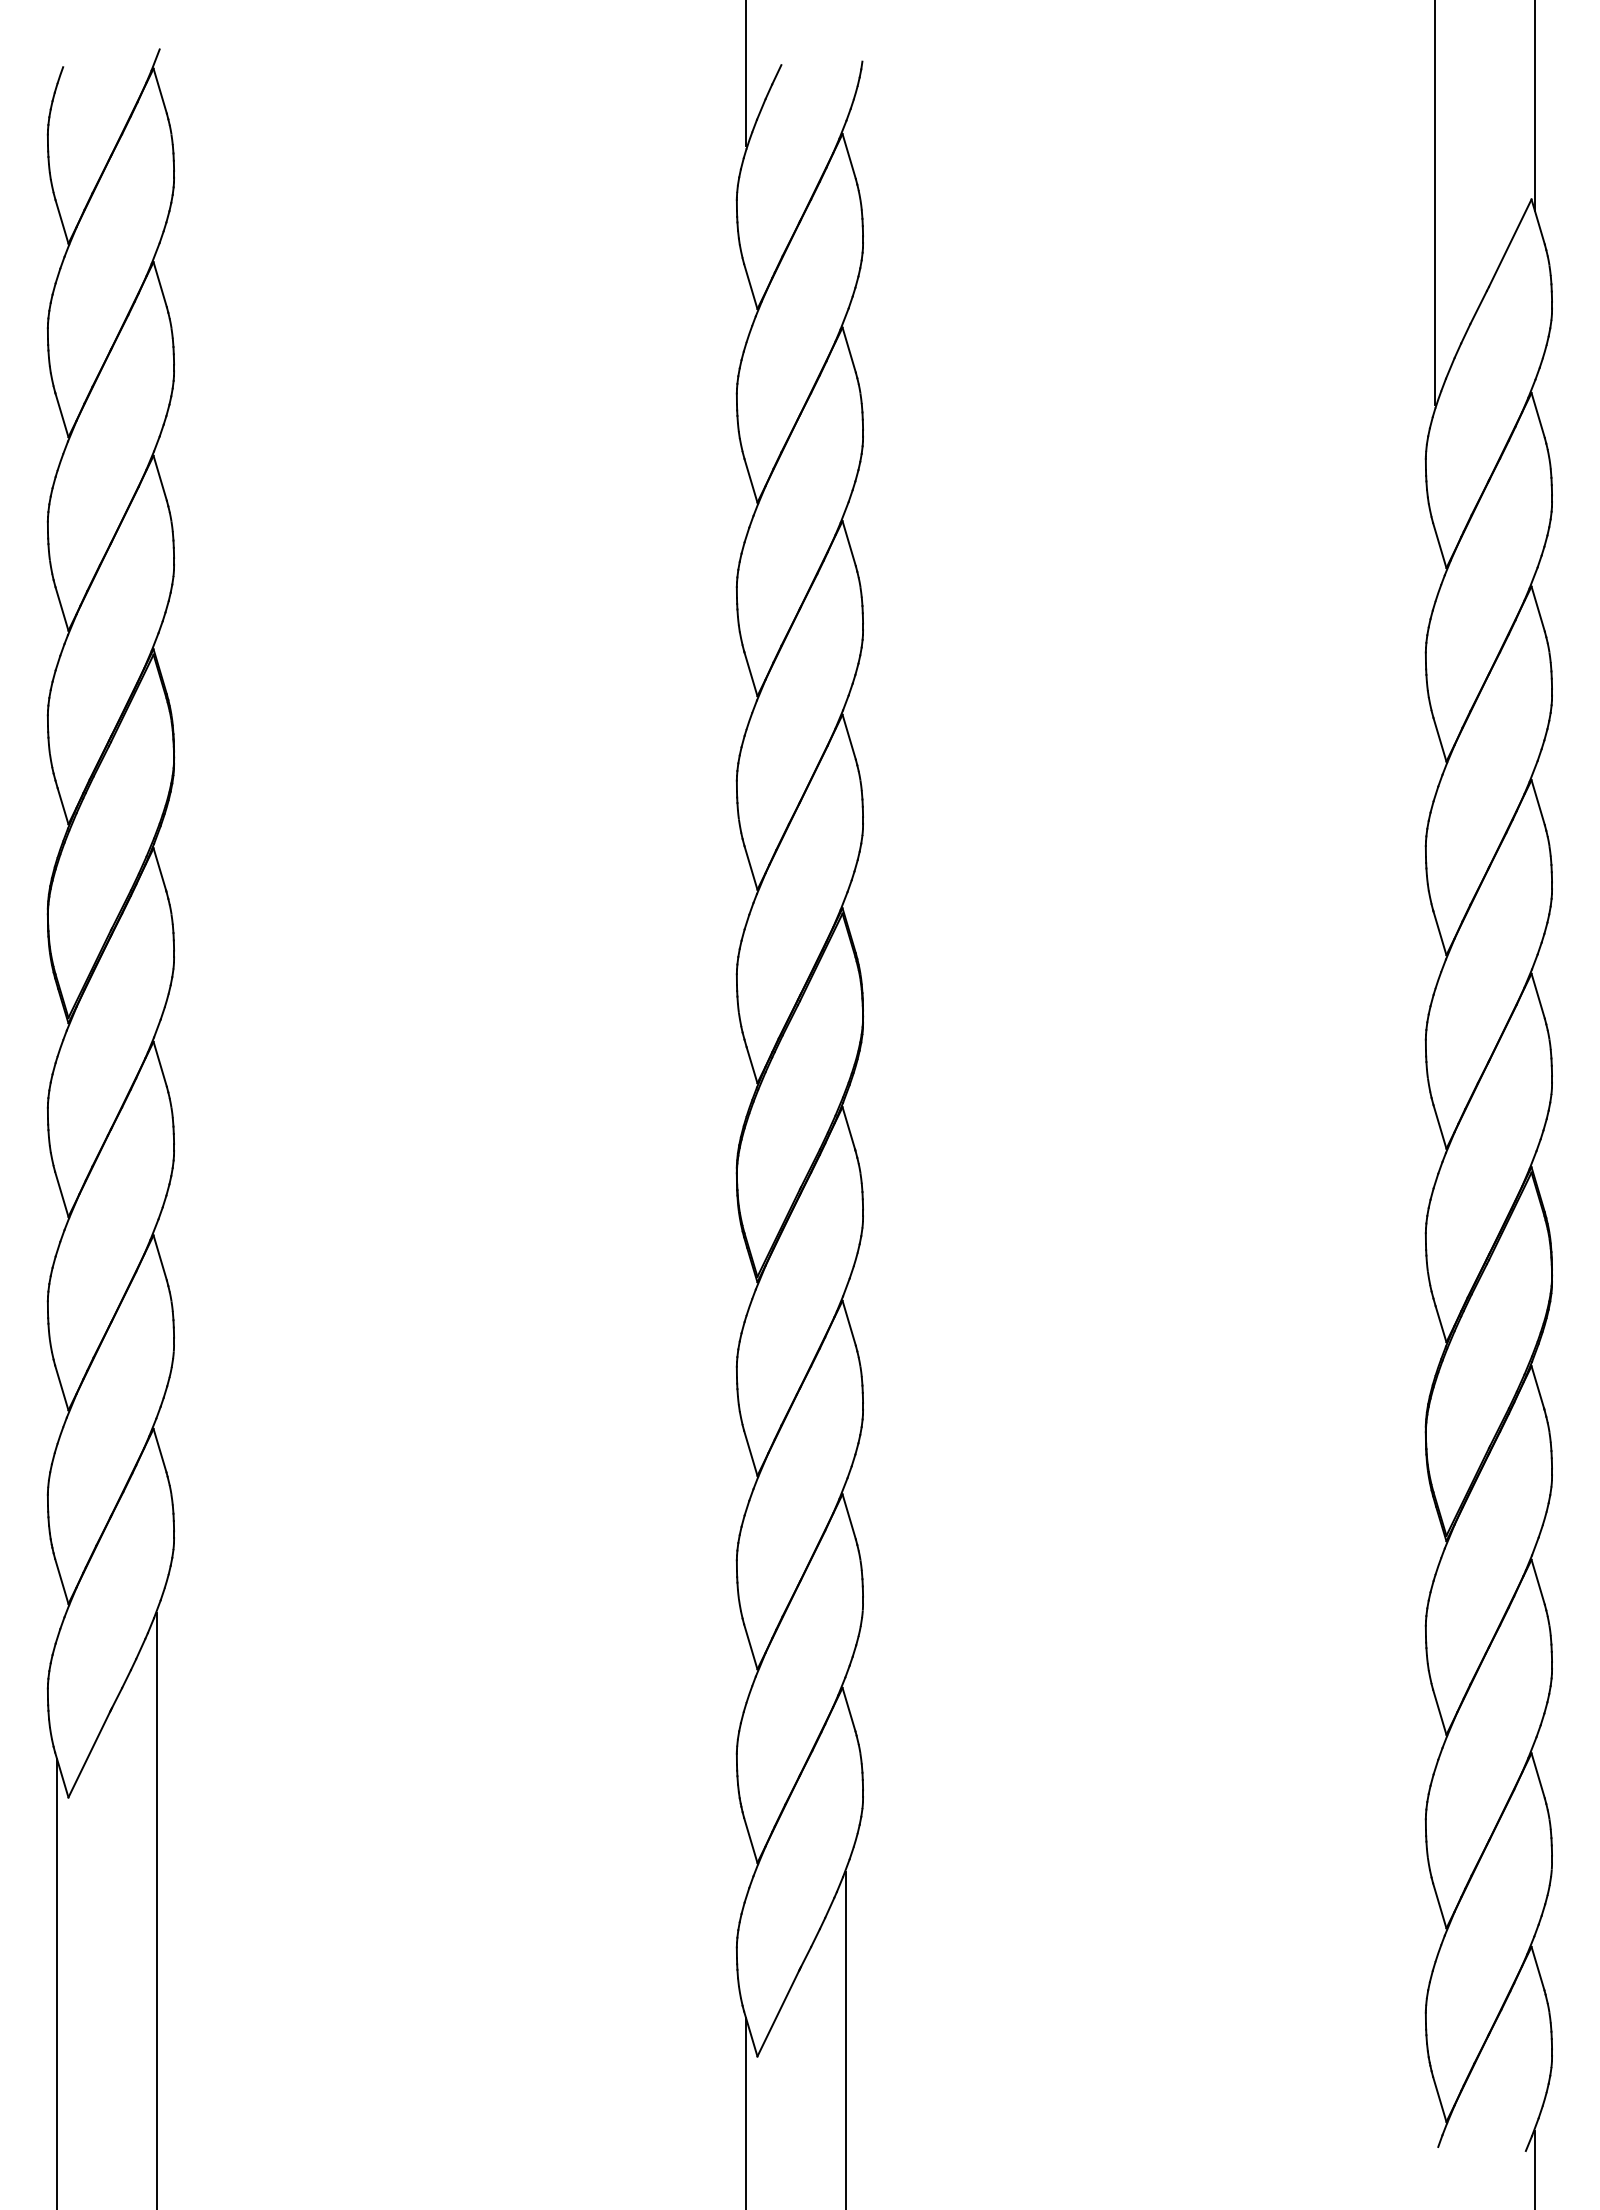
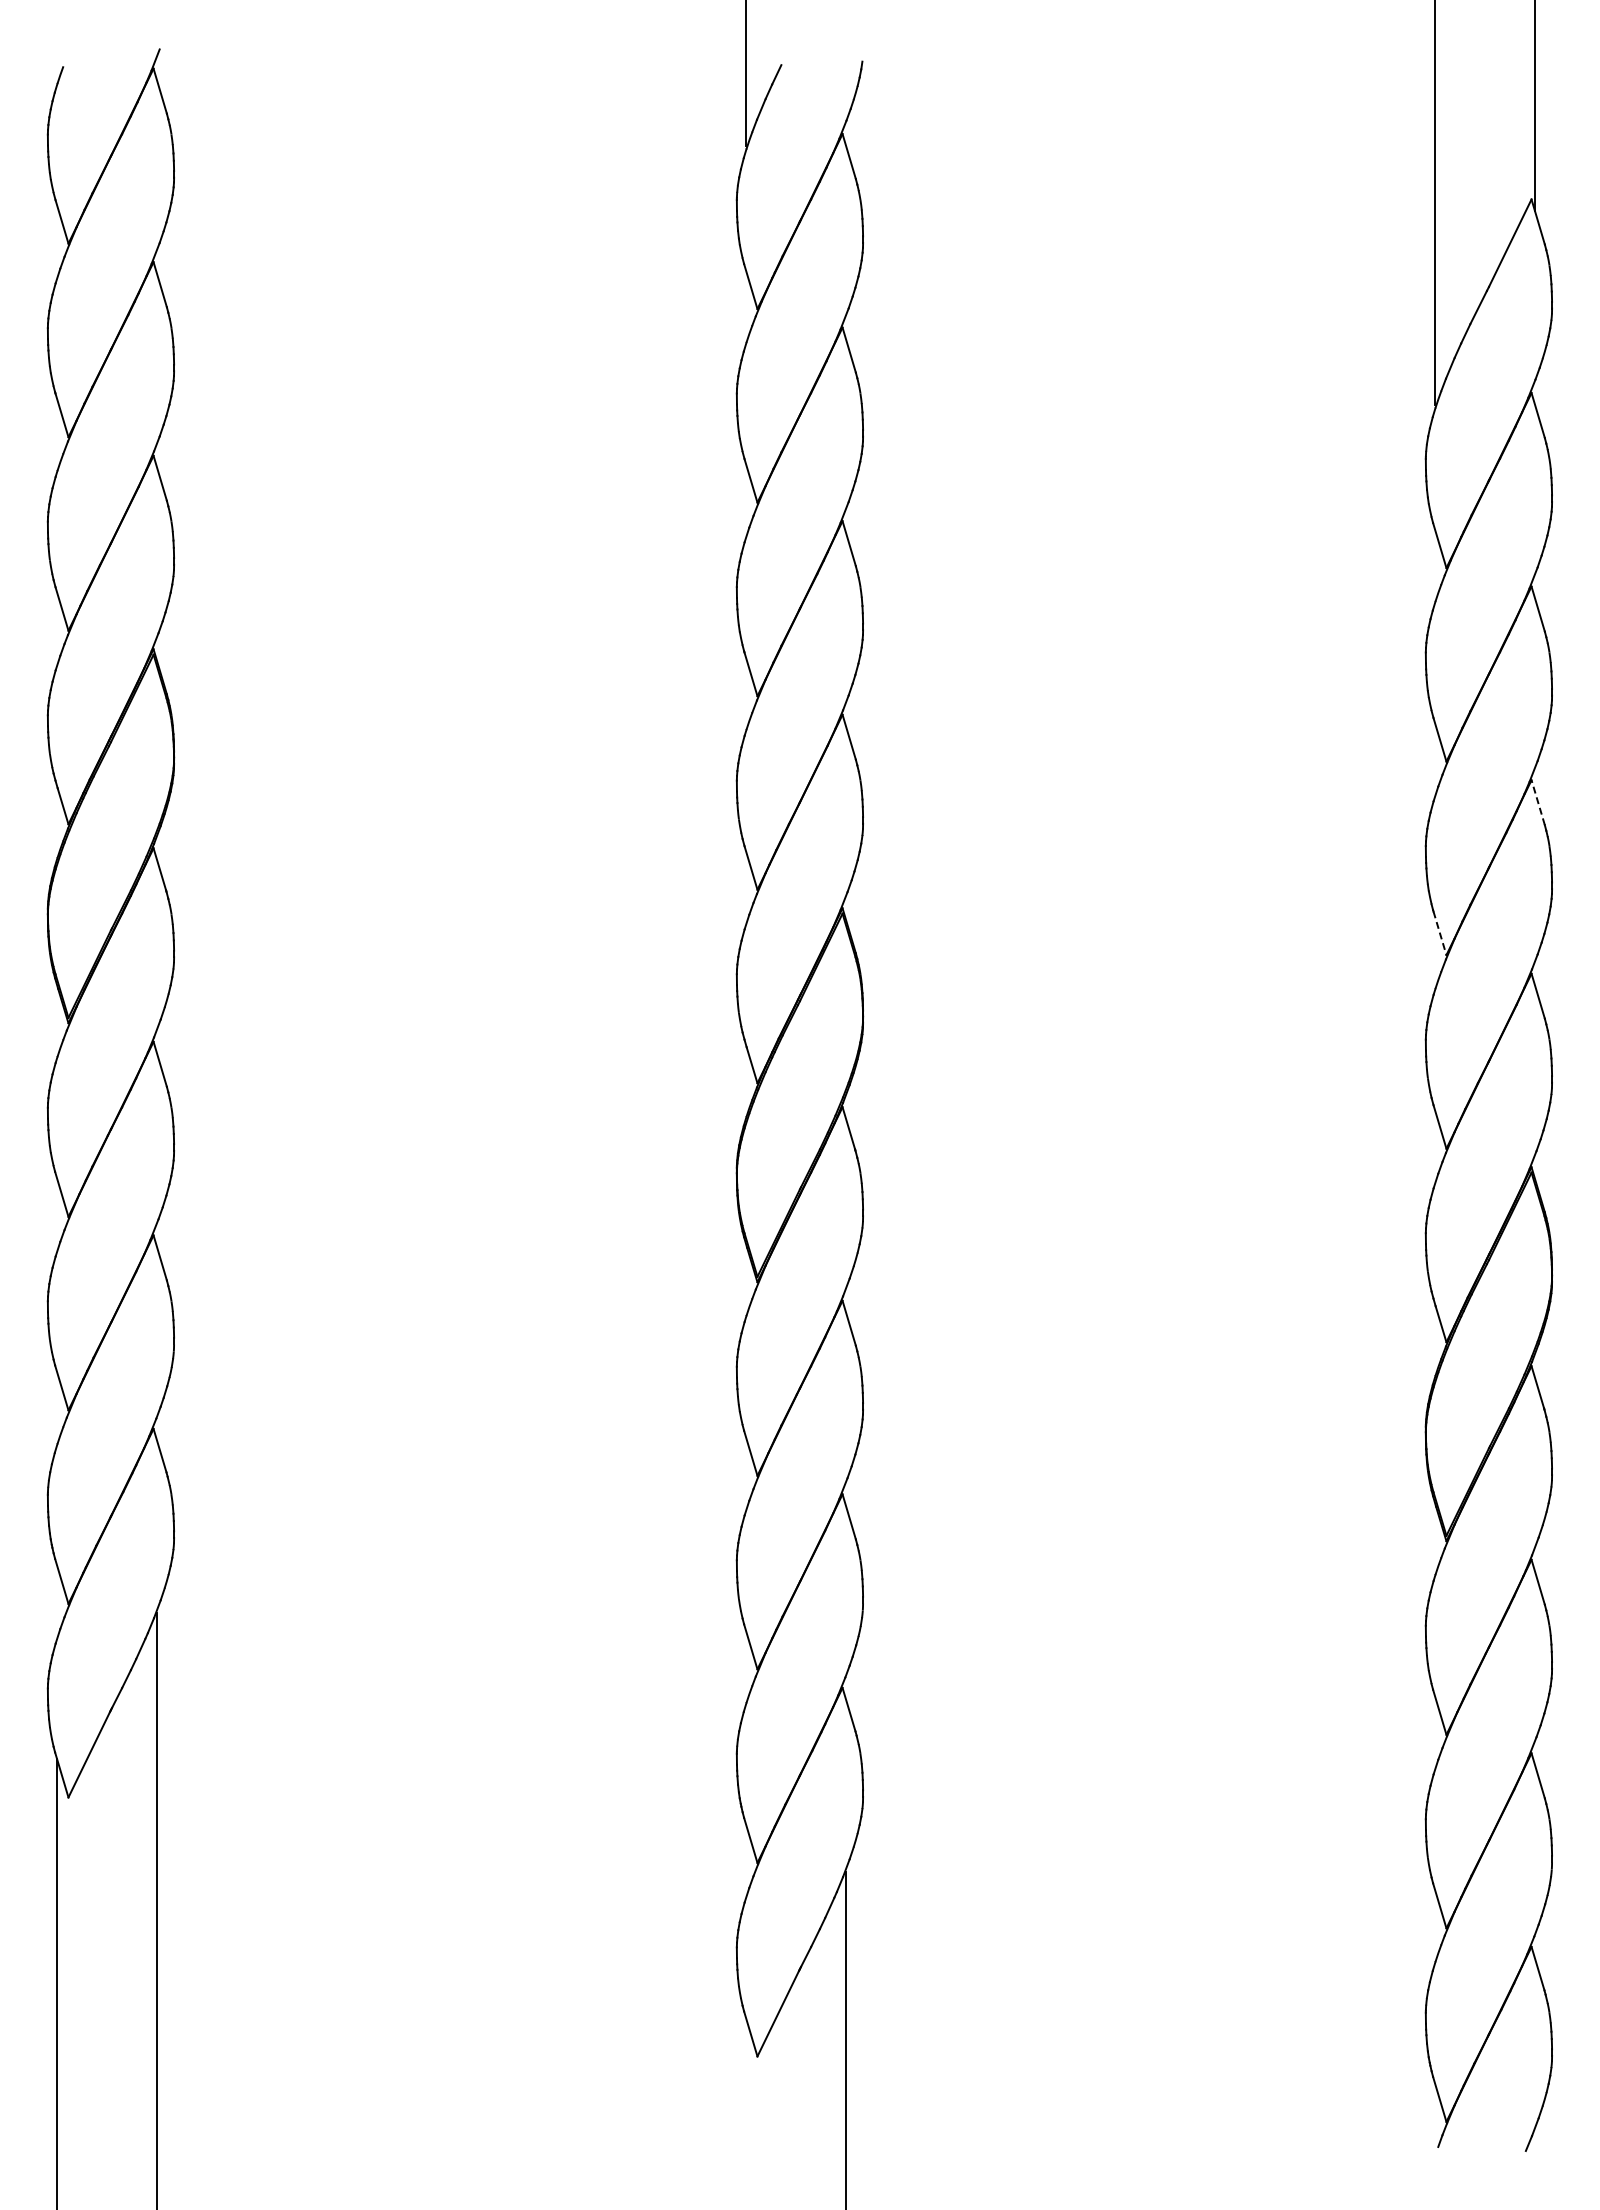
line: solid -> dashed (1538, 802)
line: solid -> dashed (1439, 933)
line: present -> none (745, 2111)
line: present -> none (1535, 2168)
